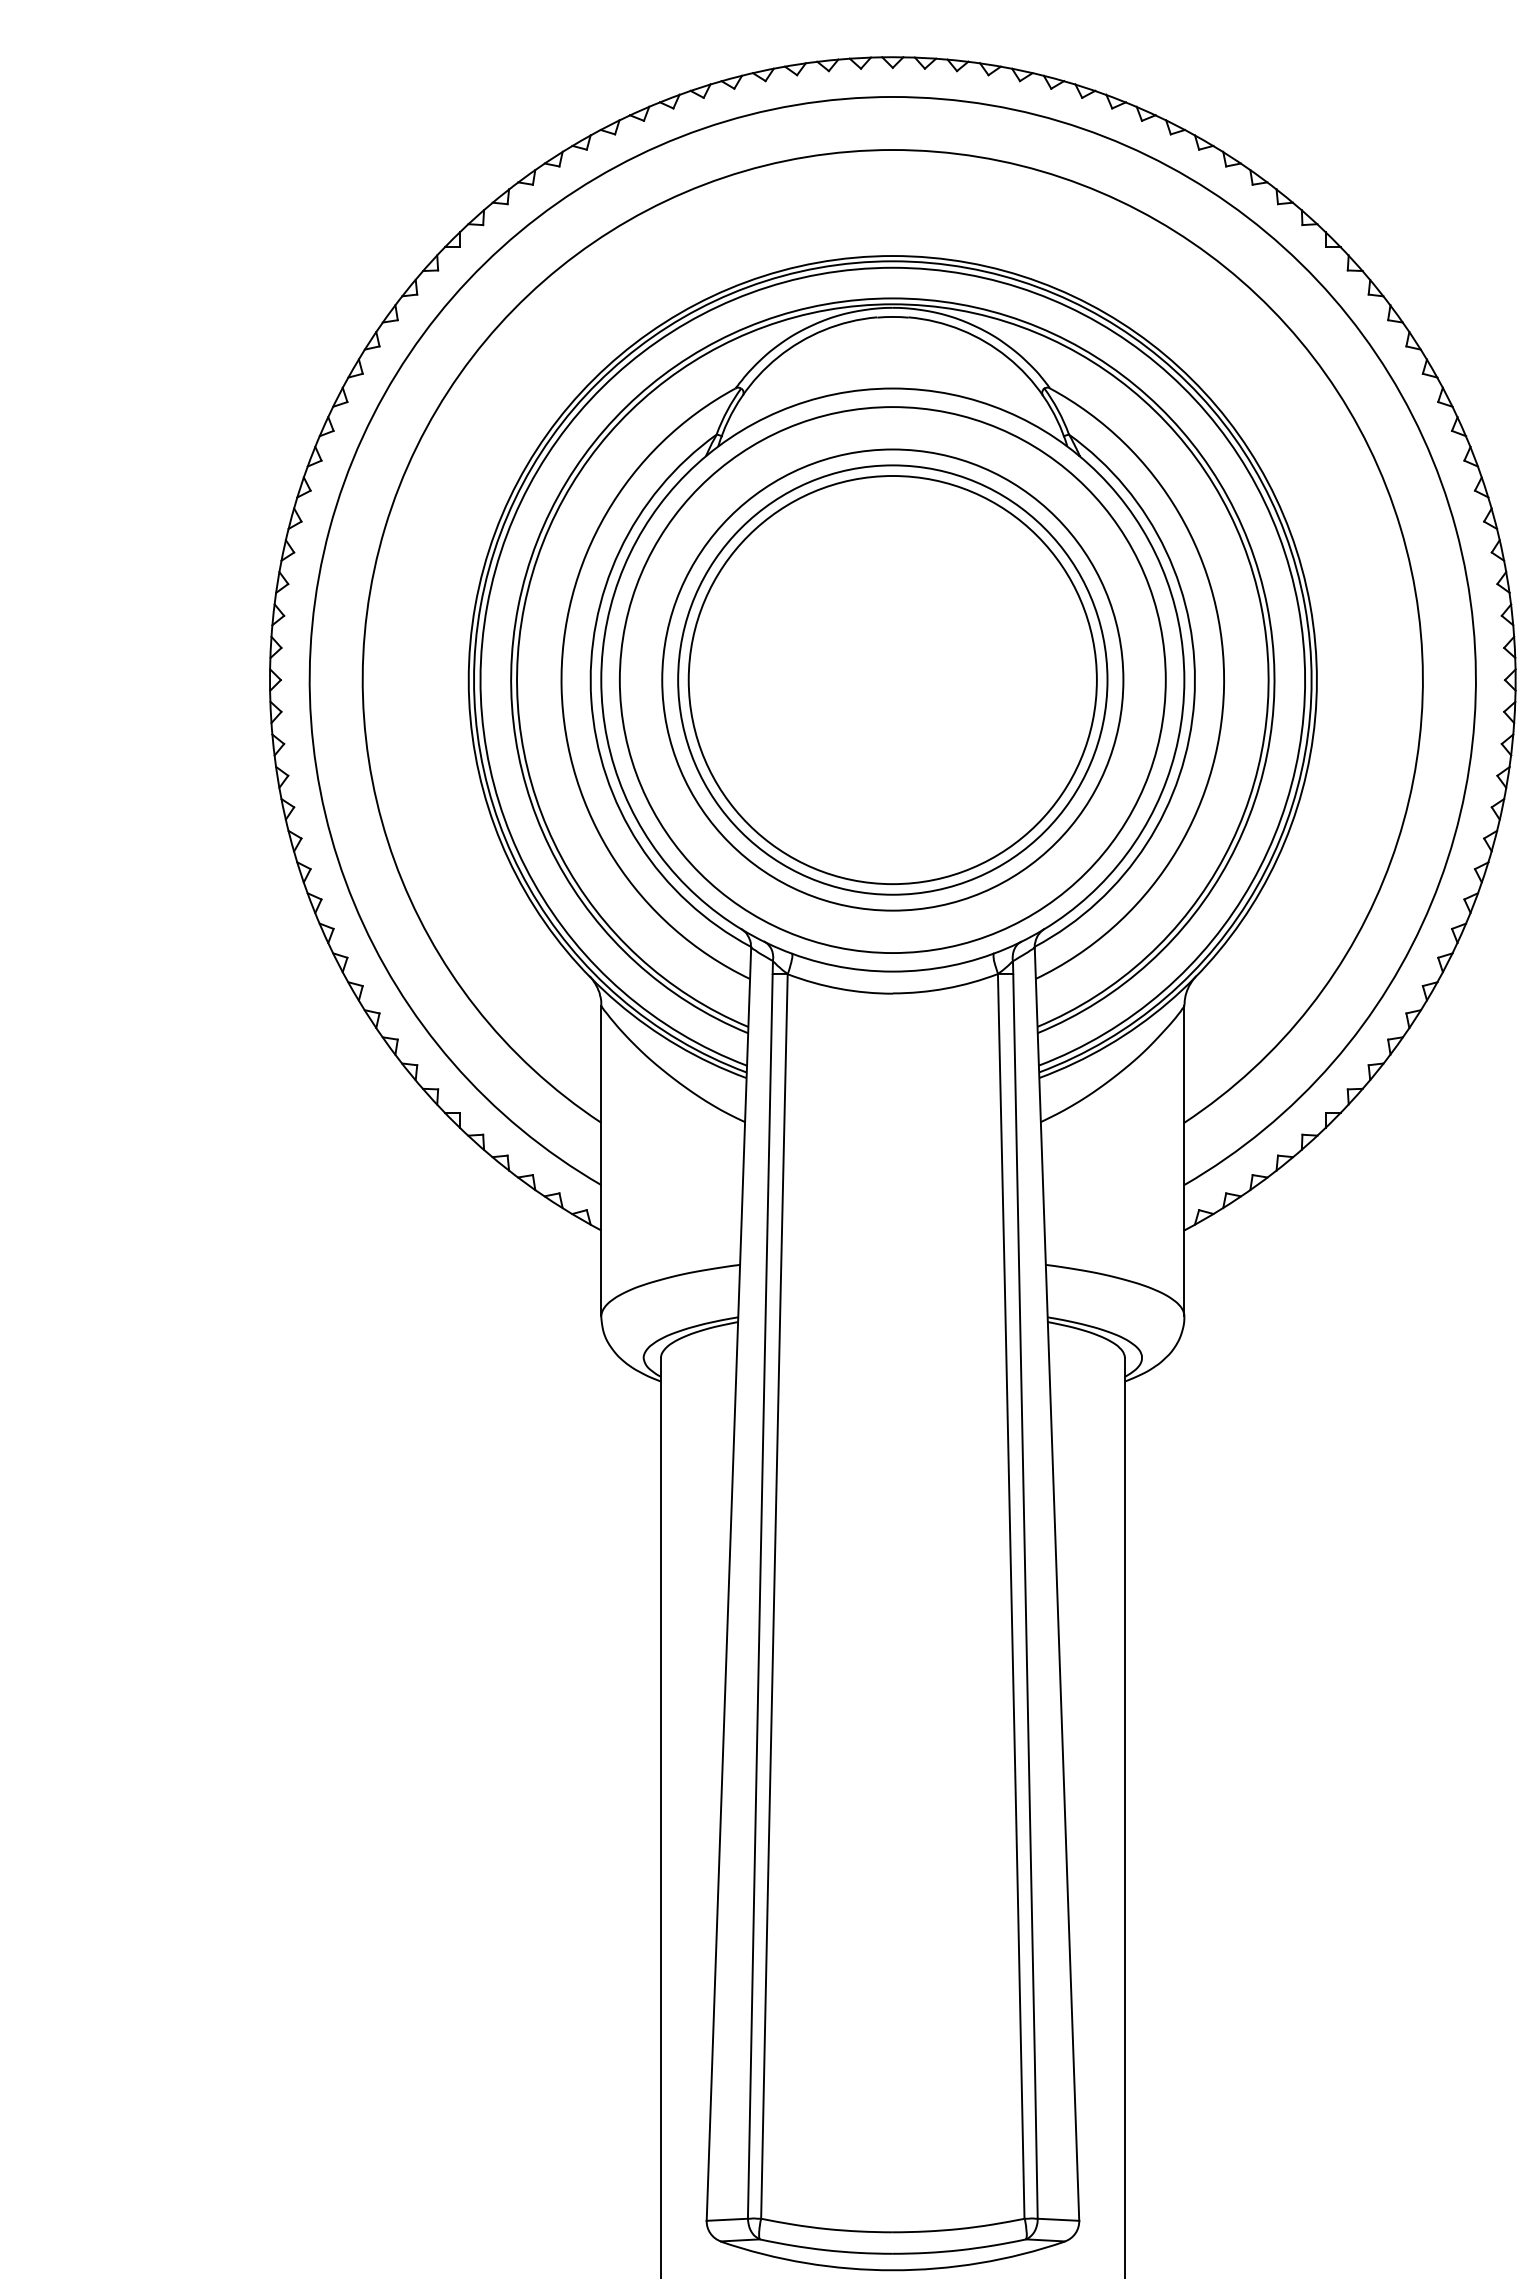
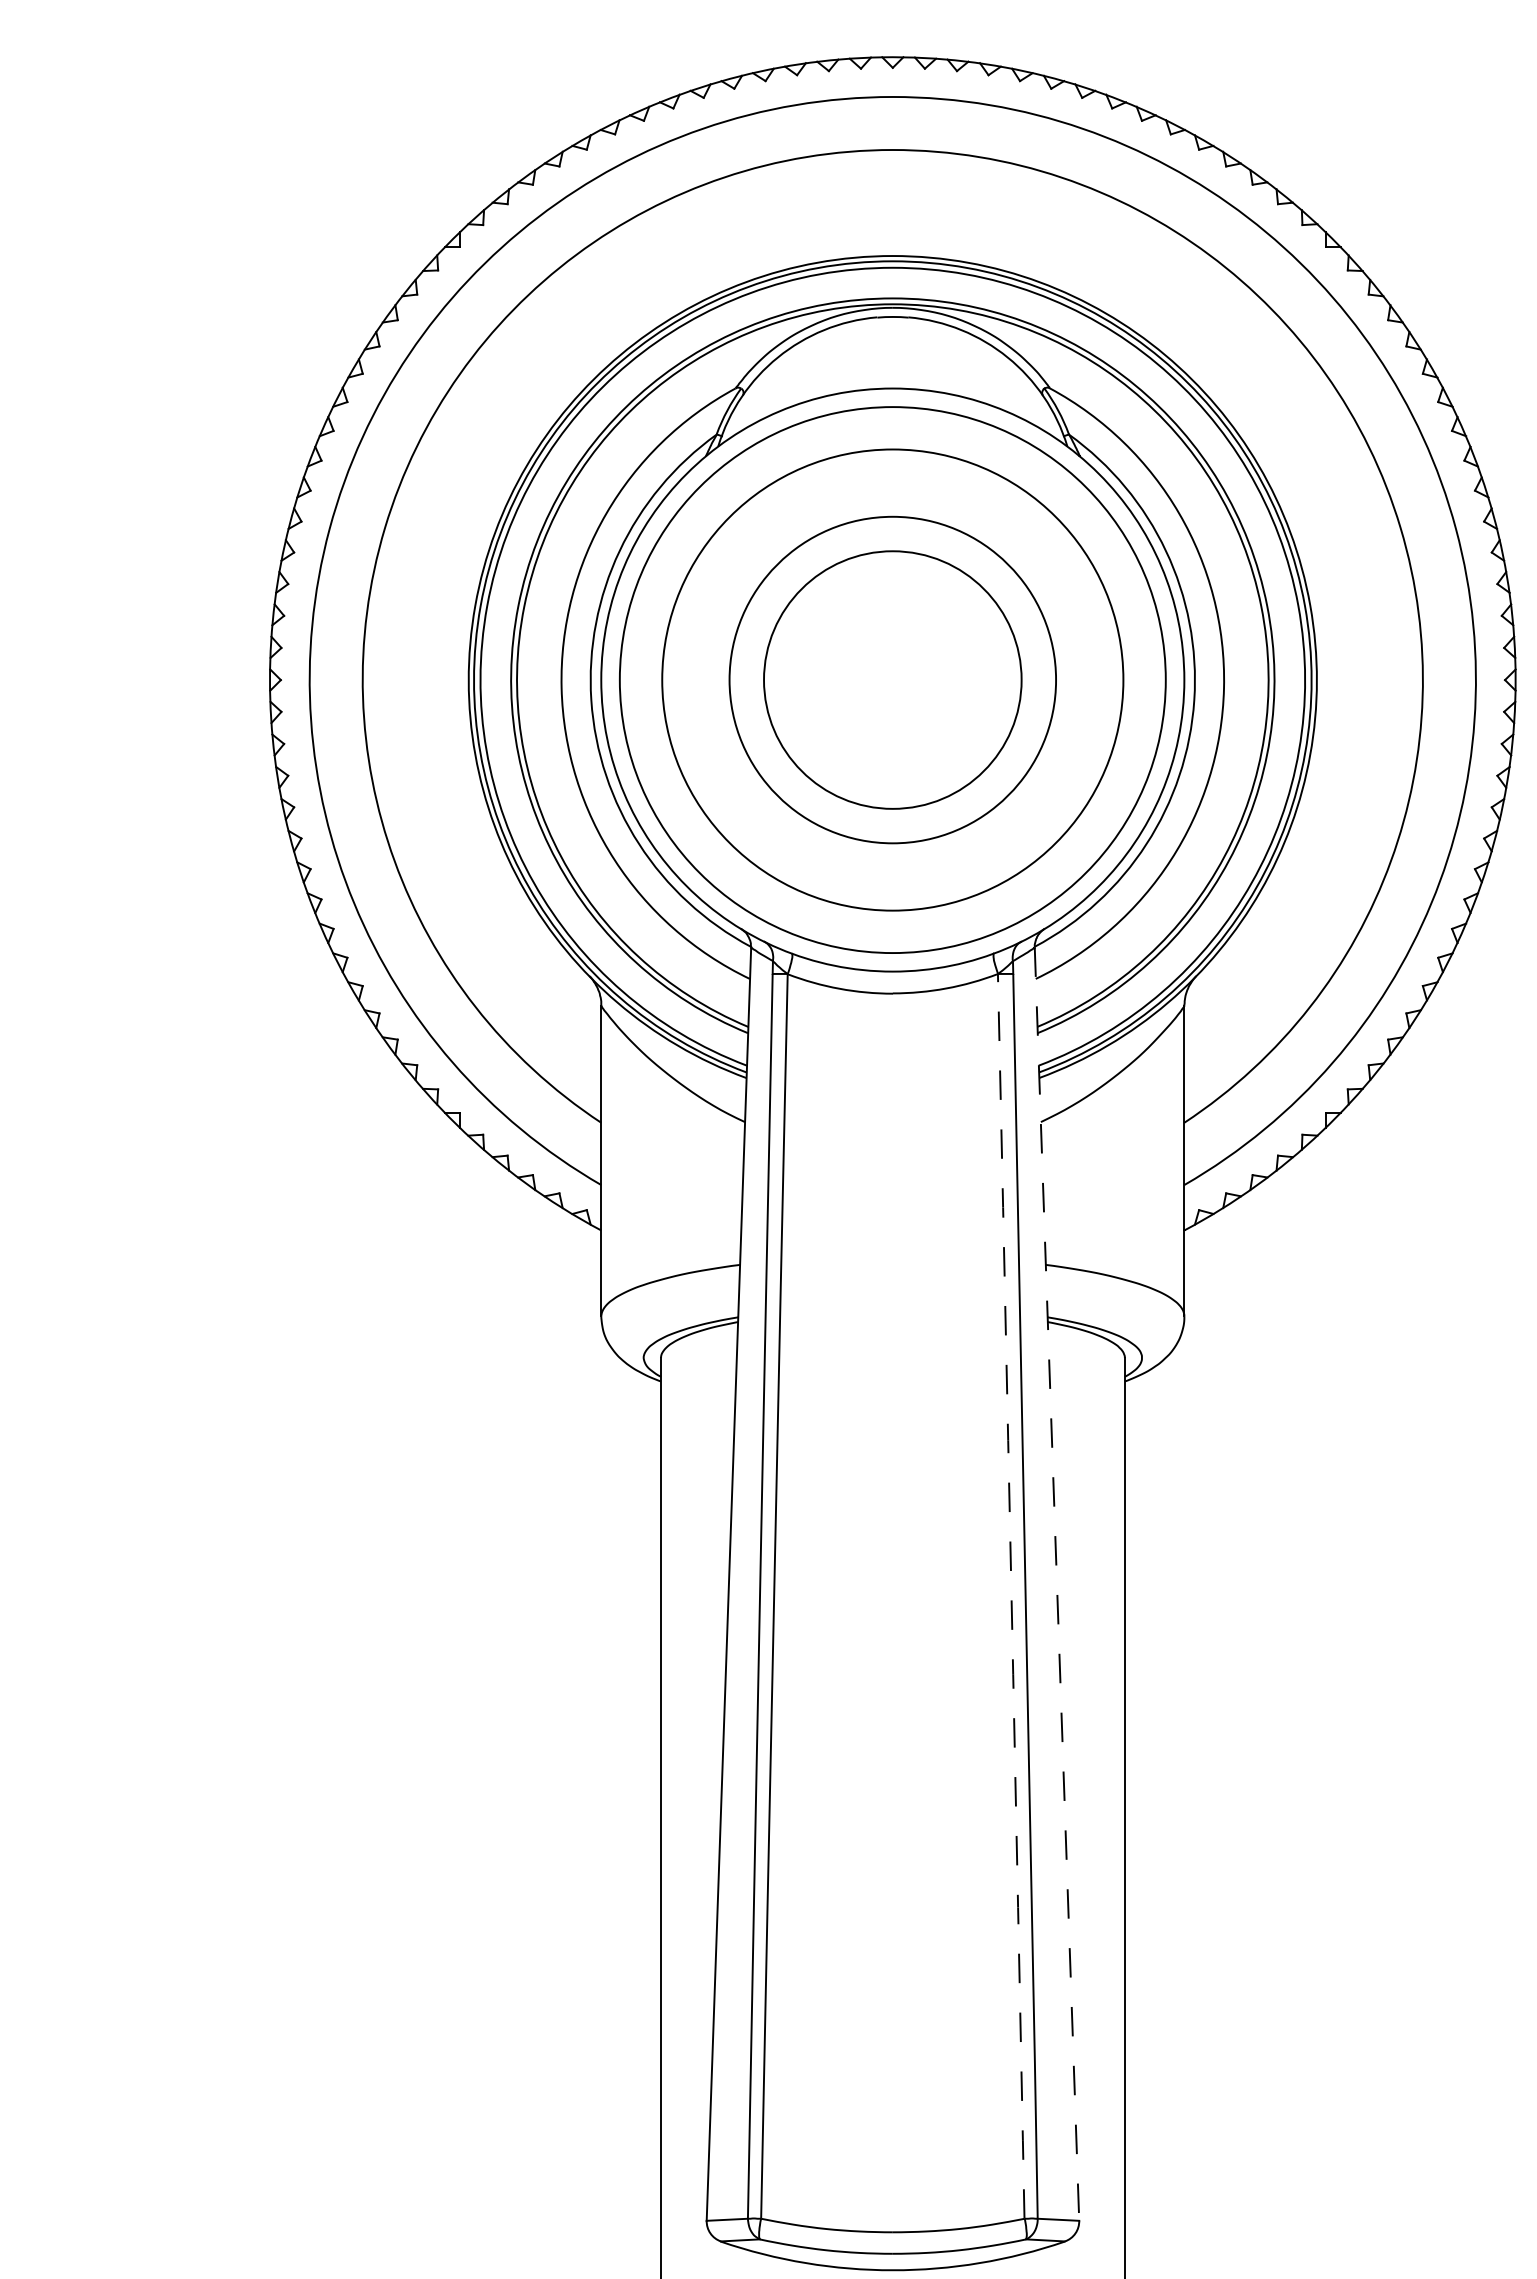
circle diameter: 429 px -> 258 px (892, 679)
circle diameter: 408 px -> 327 px (892, 679)
line: solid -> dashed (1057, 1584)
arc: solid -> dashed (1011, 1596)
